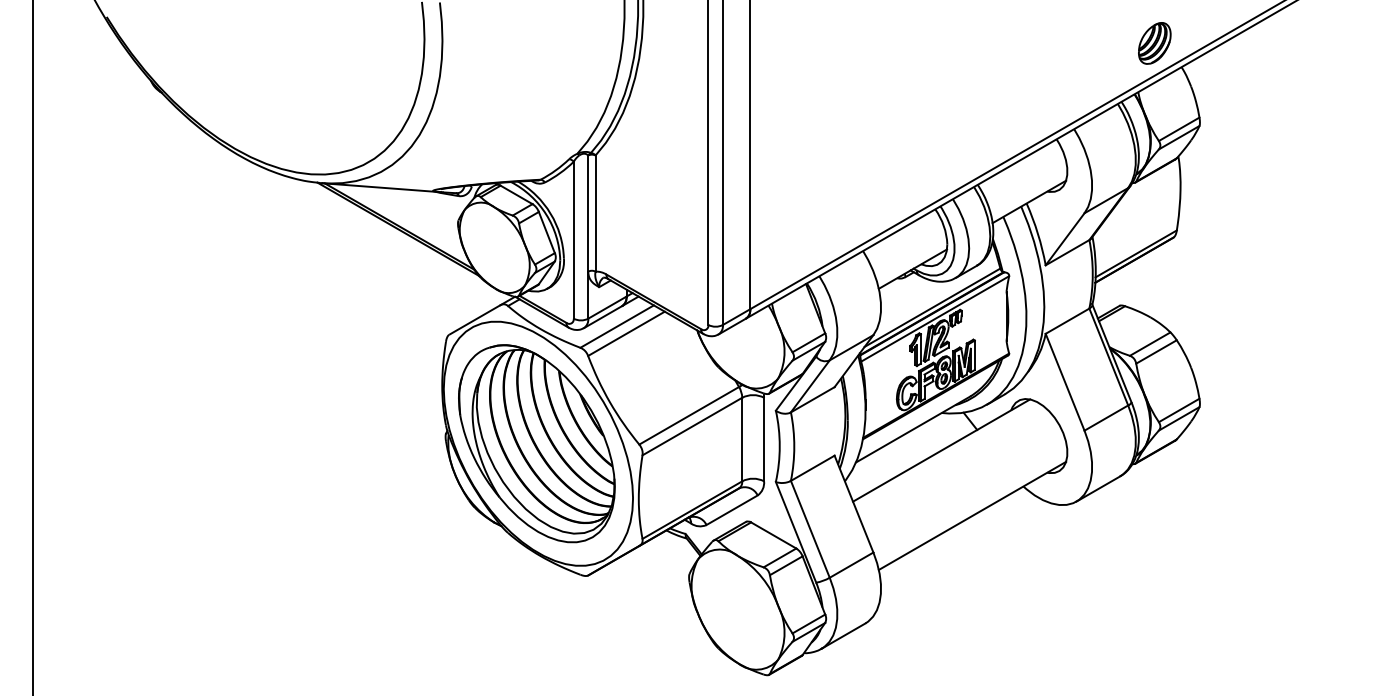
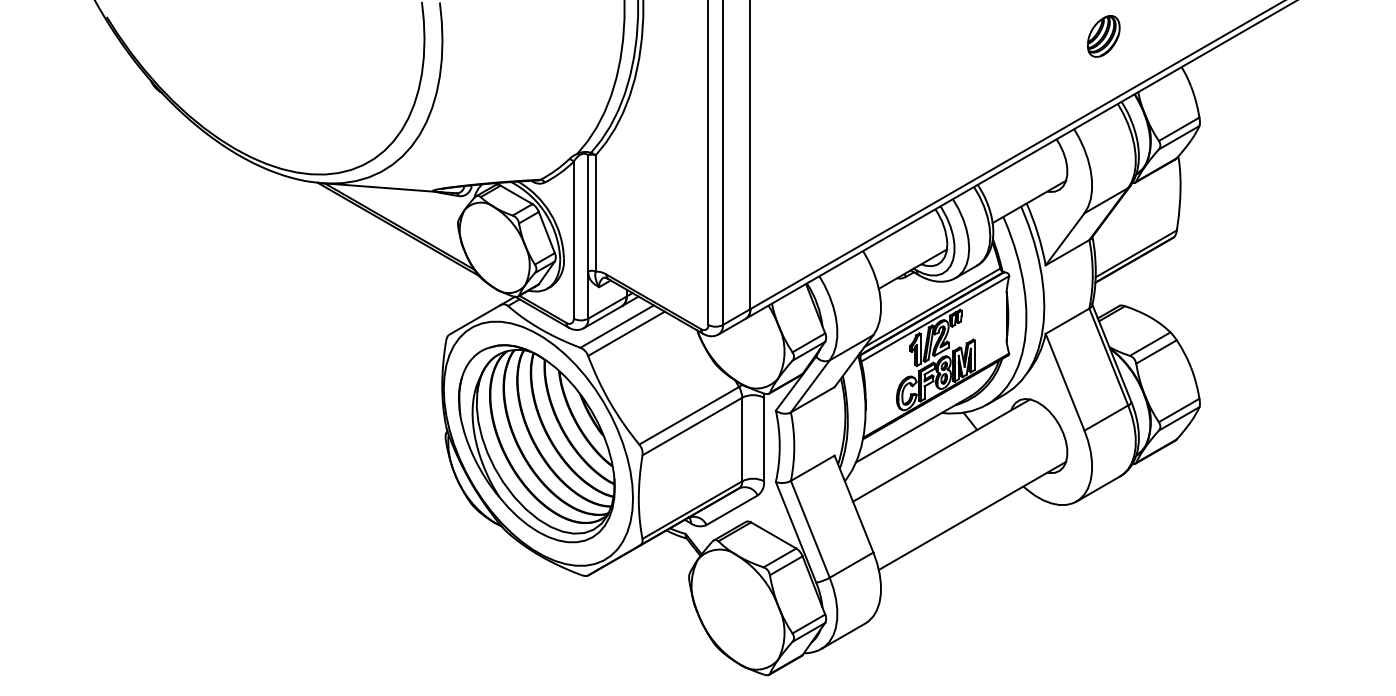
part position: (1154, 43) -> (1103, 36) (1103, 36)
line: present -> none (33, 347)
